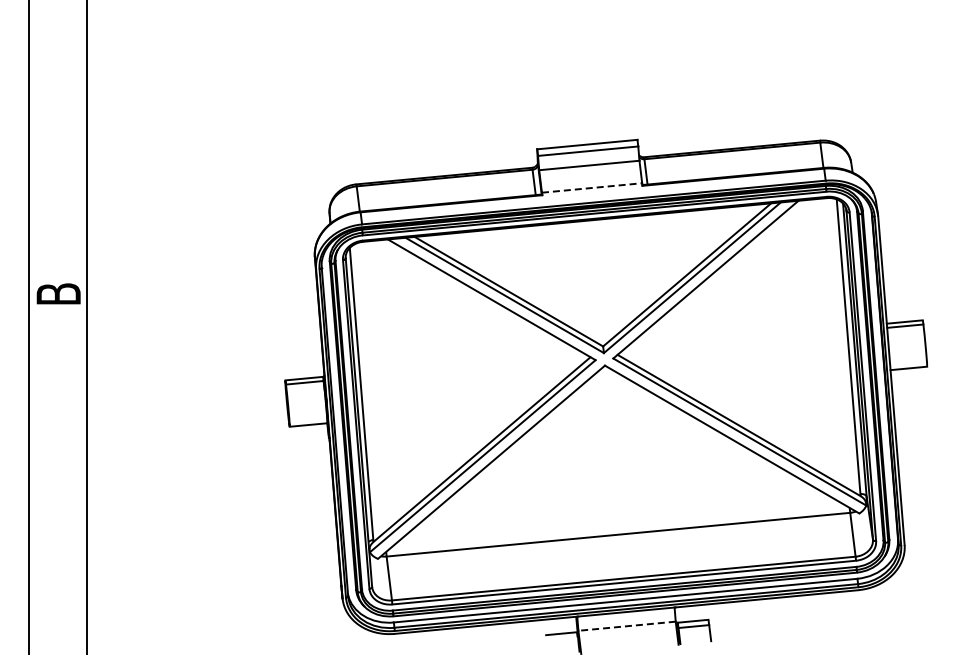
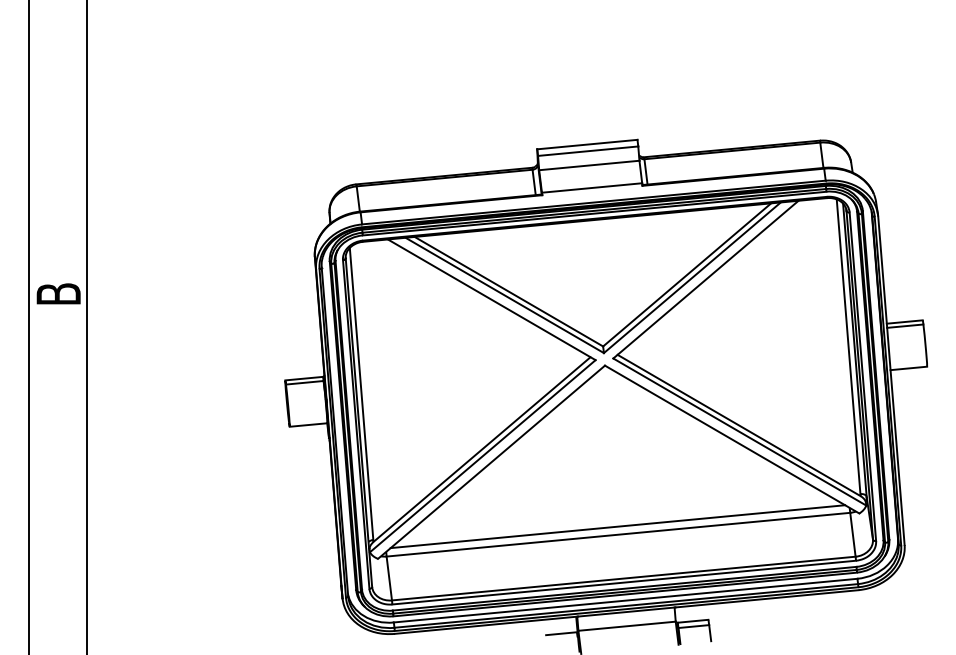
line: dashed -> solid (592, 187)
line: none -> present (617, 526)
line: dashed -> solid (627, 626)
